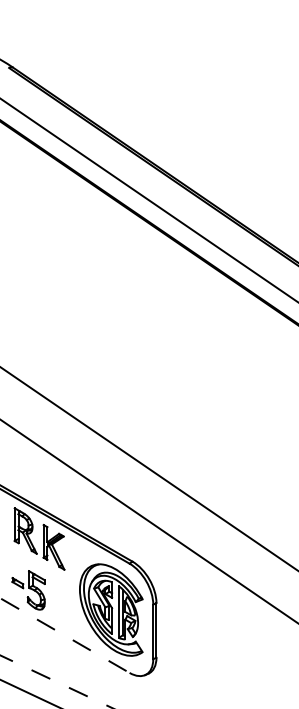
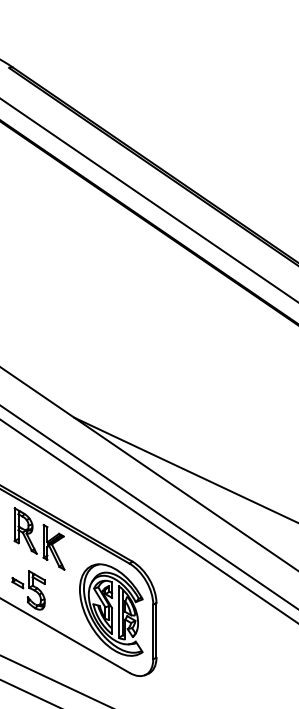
line: none -> present (184, 469)
line: none -> present (148, 507)
line: dashed -> solid (64, 635)
line: dashed -> solid (57, 682)
